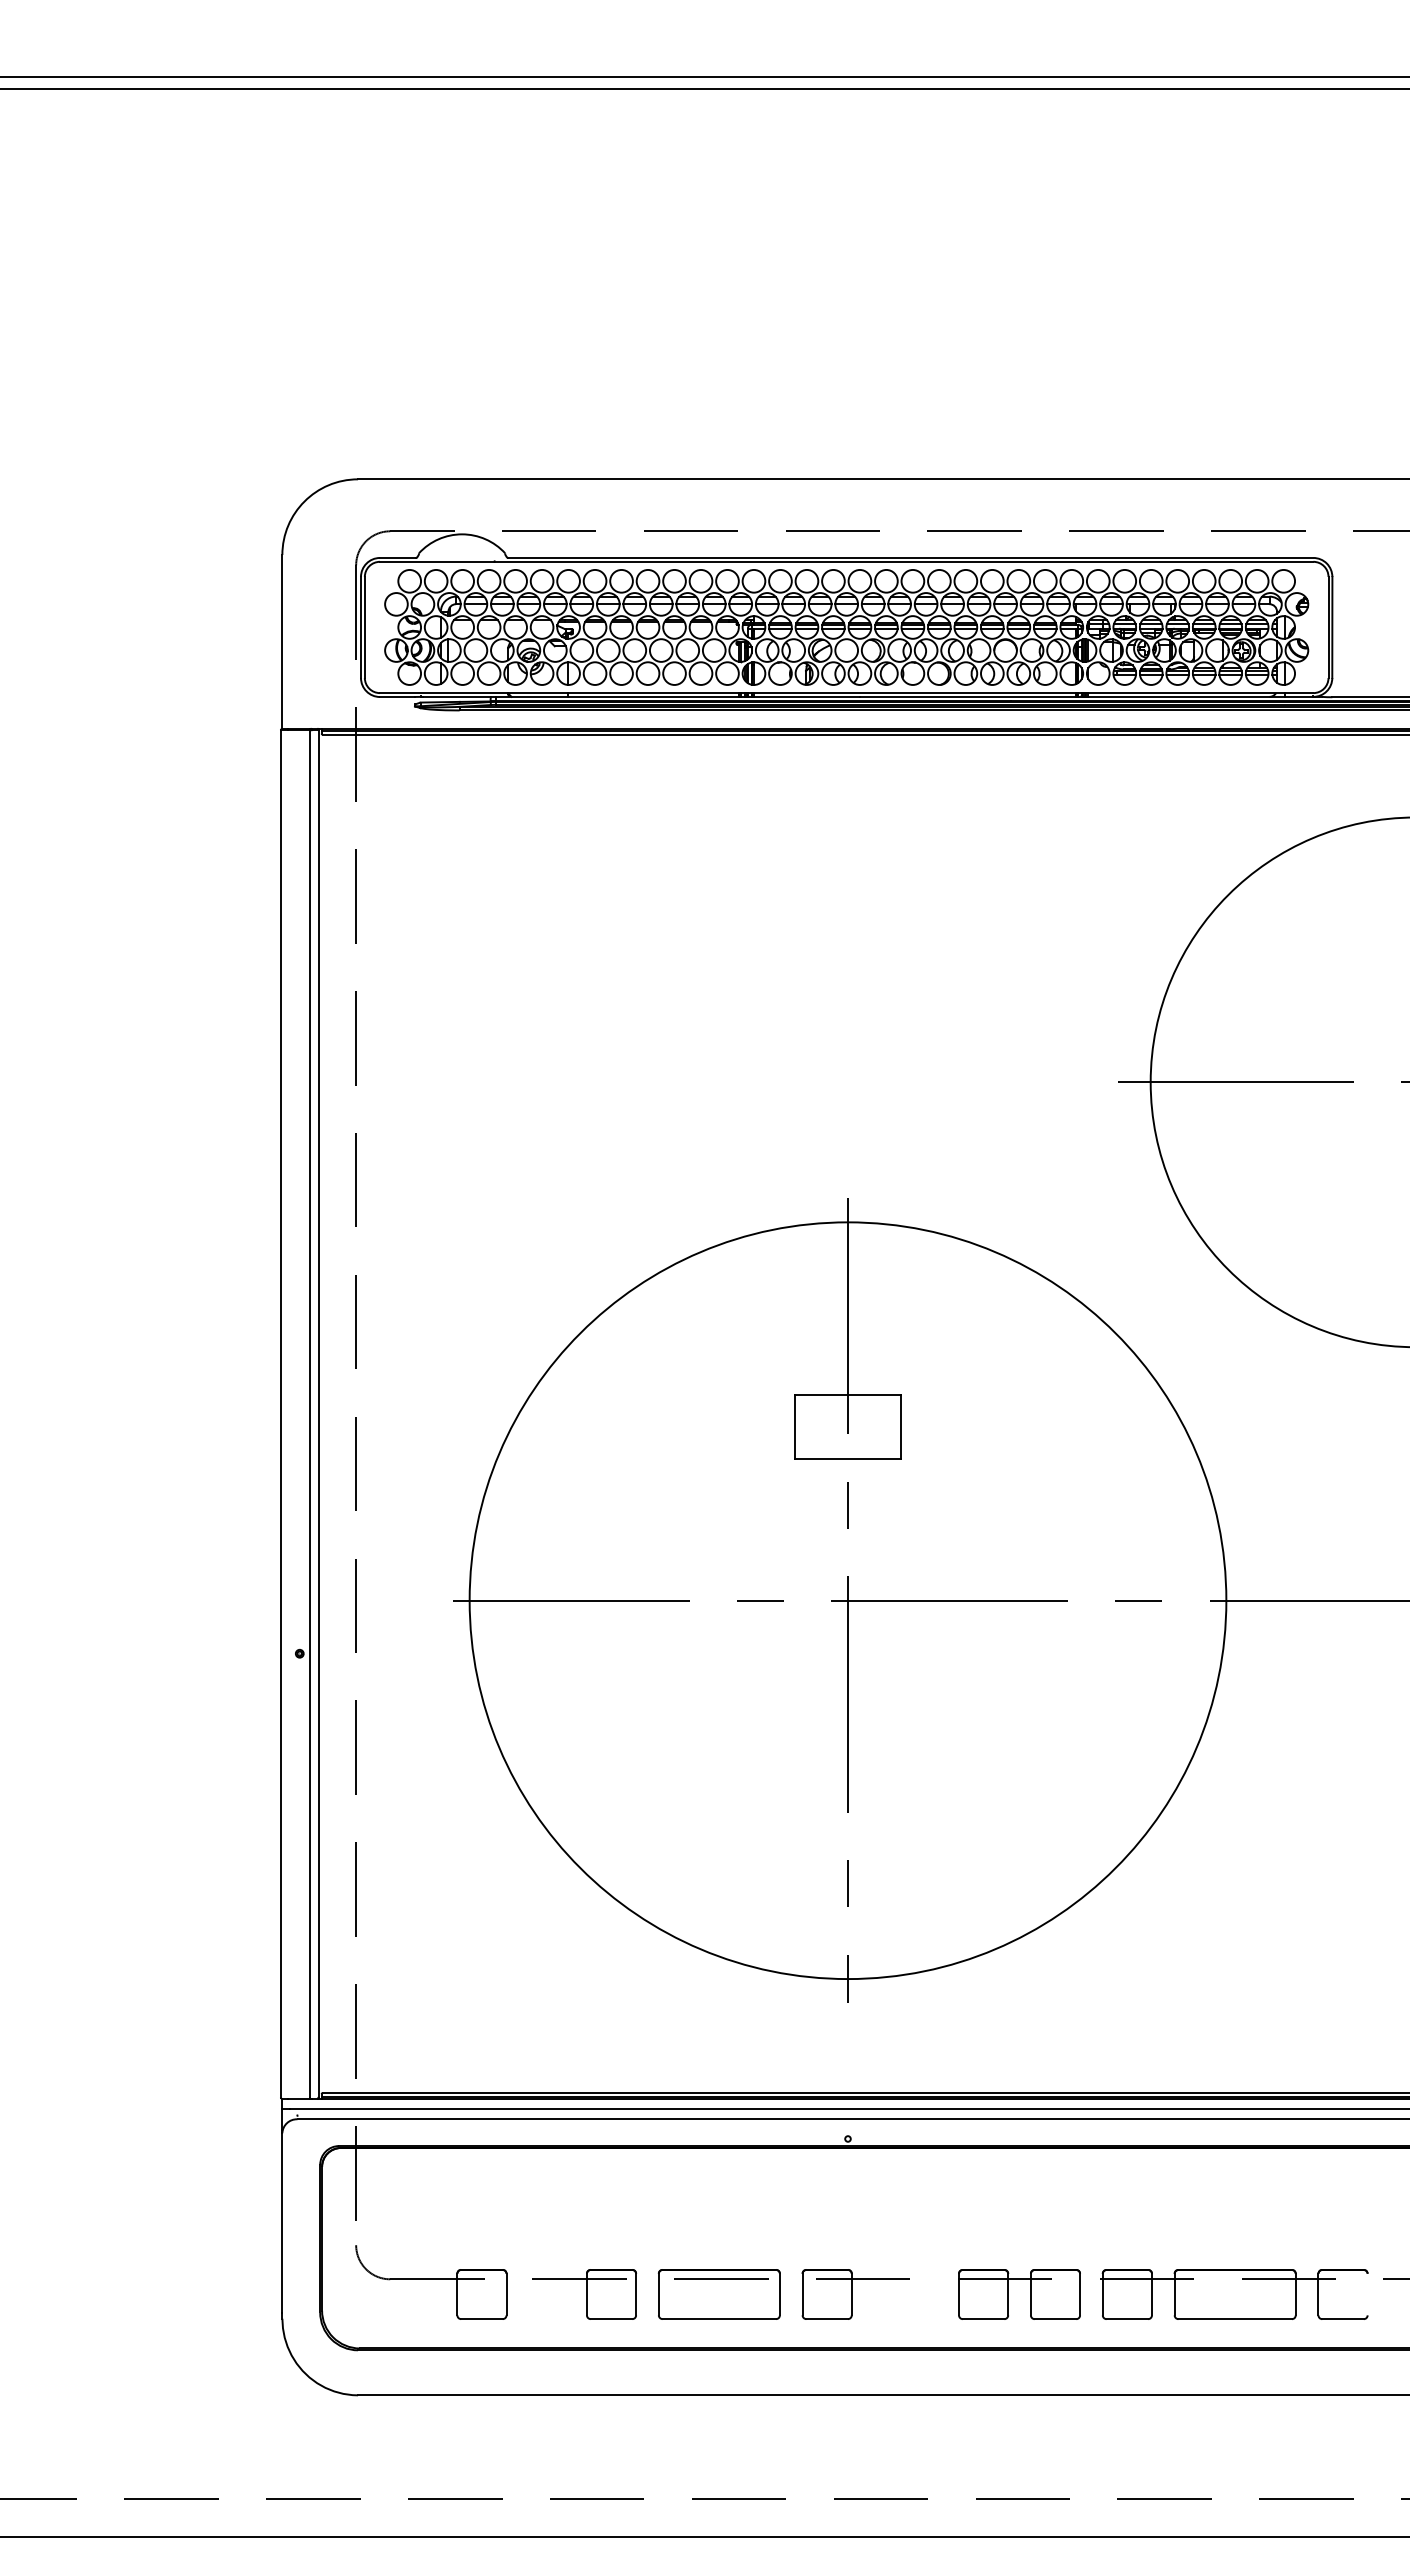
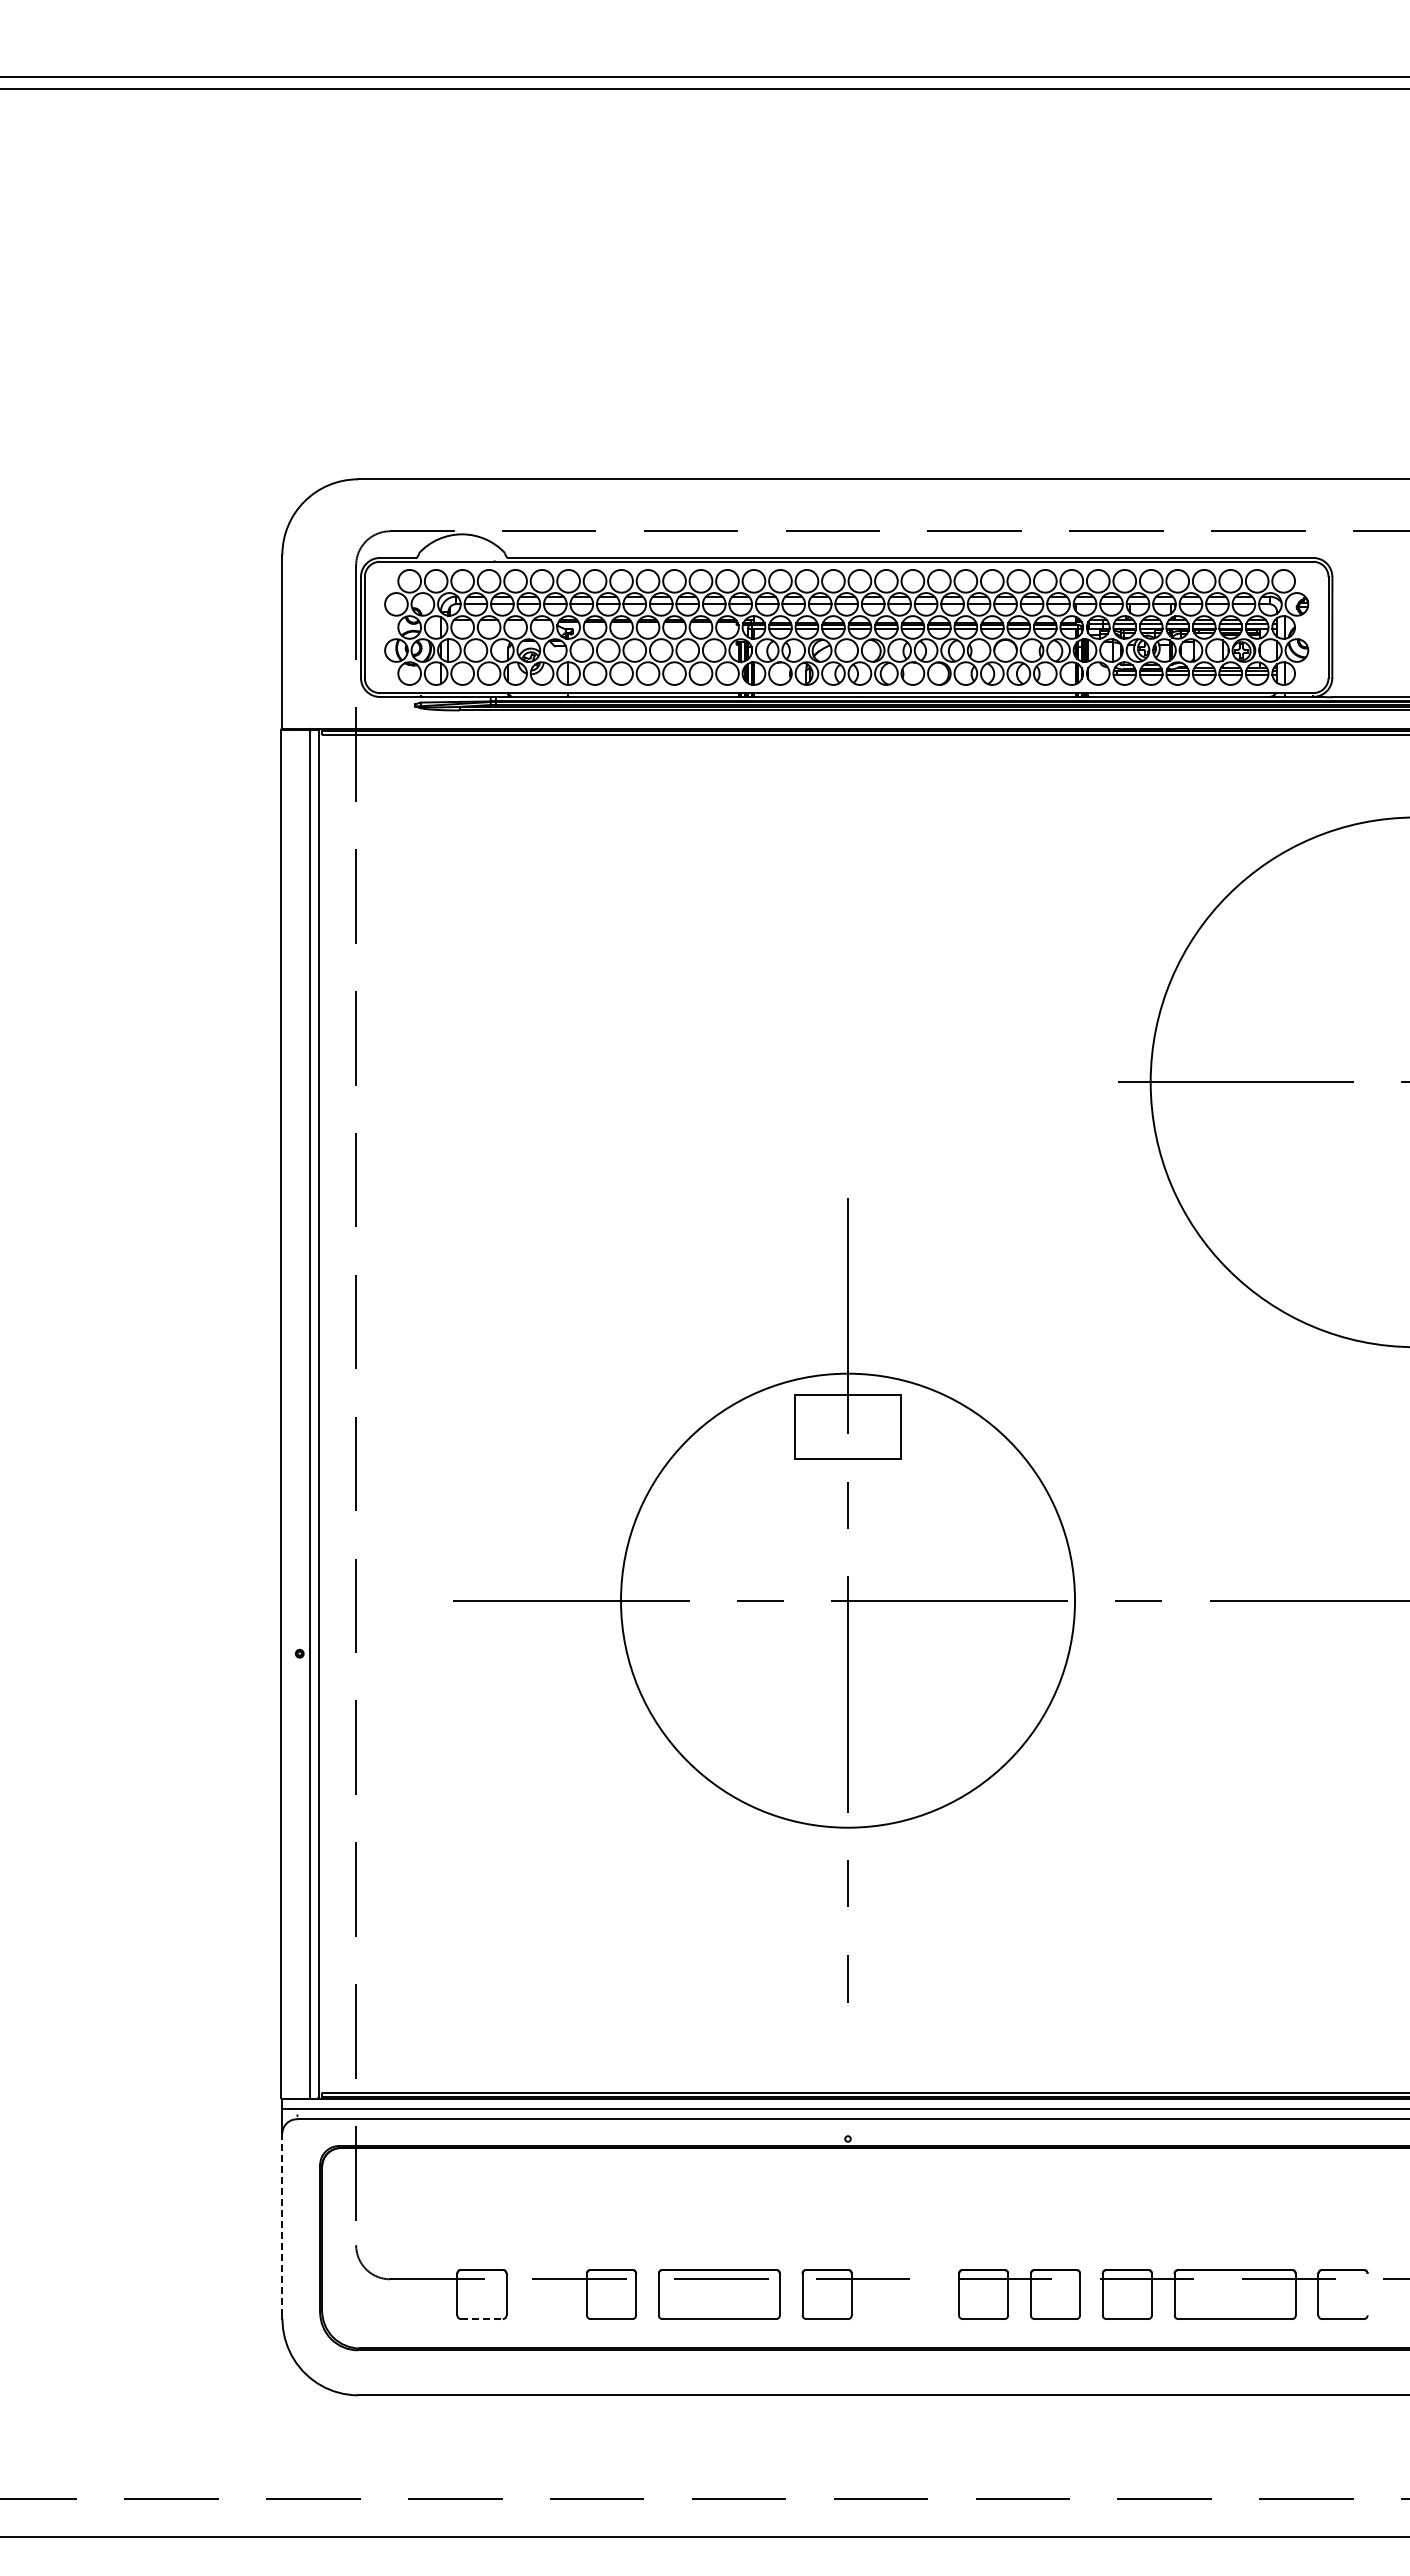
circle diameter: 757 px -> 454 px (848, 1600)
line: solid -> dashed (282, 2223)
line: solid -> dashed (481, 2319)
